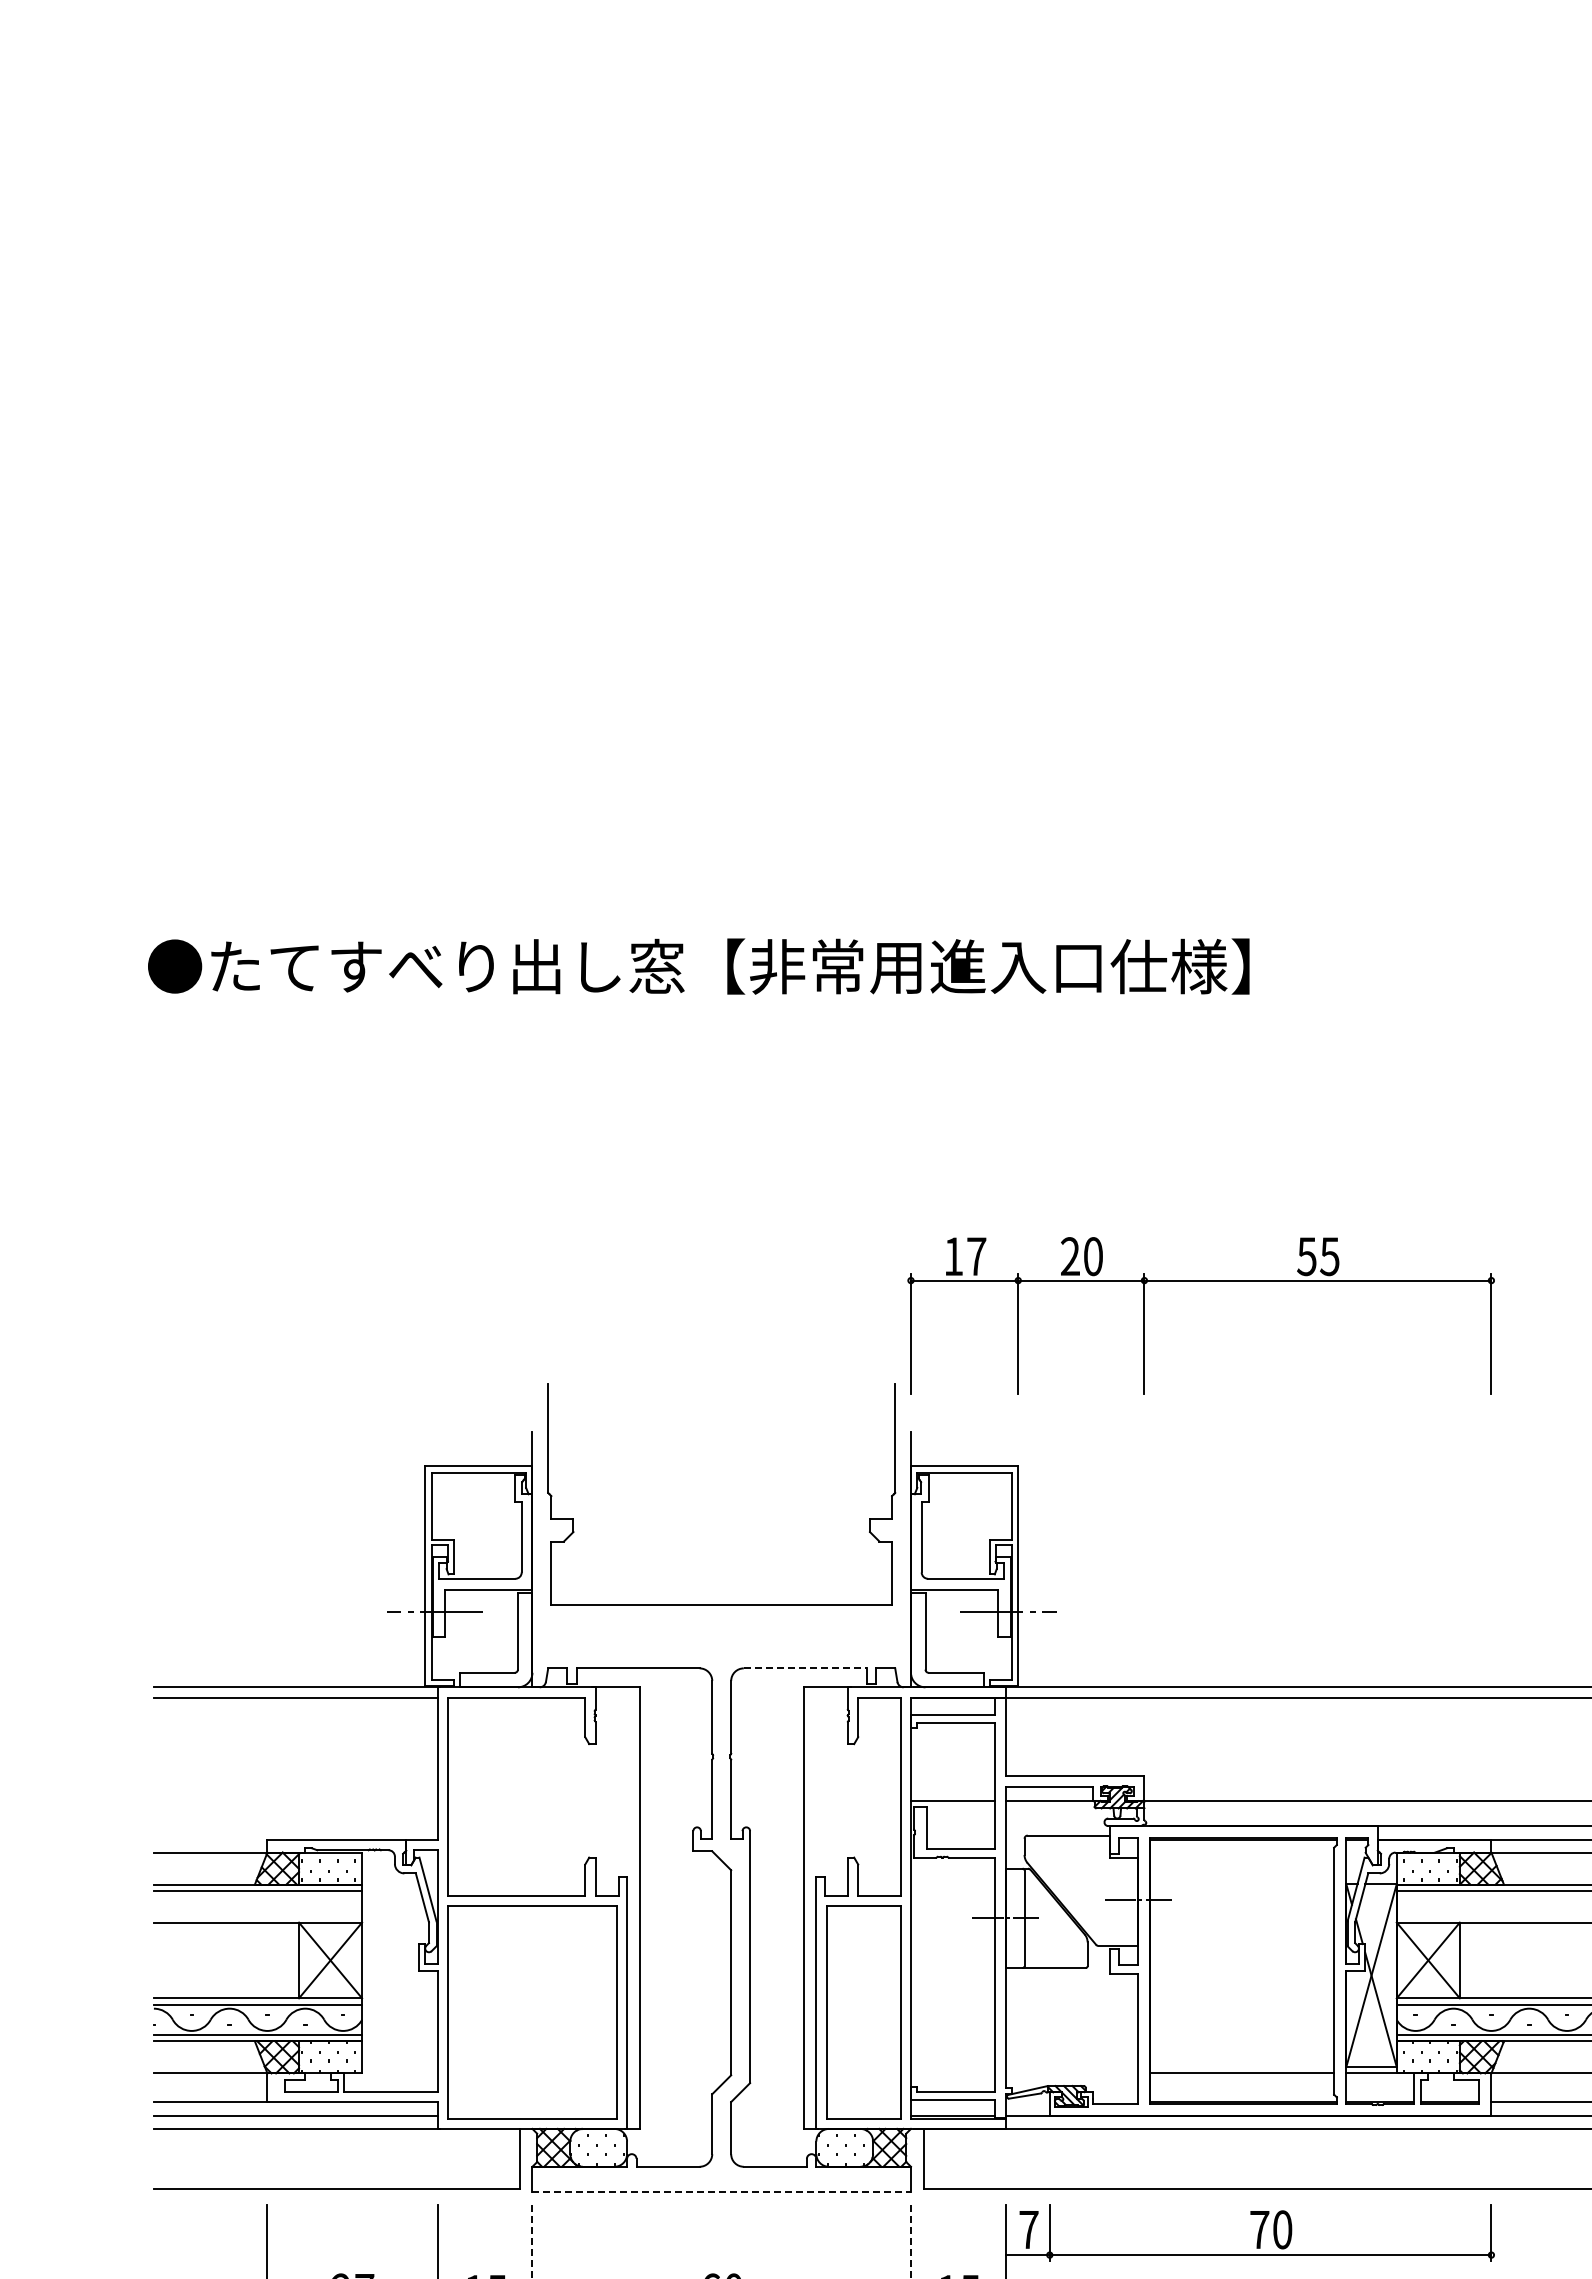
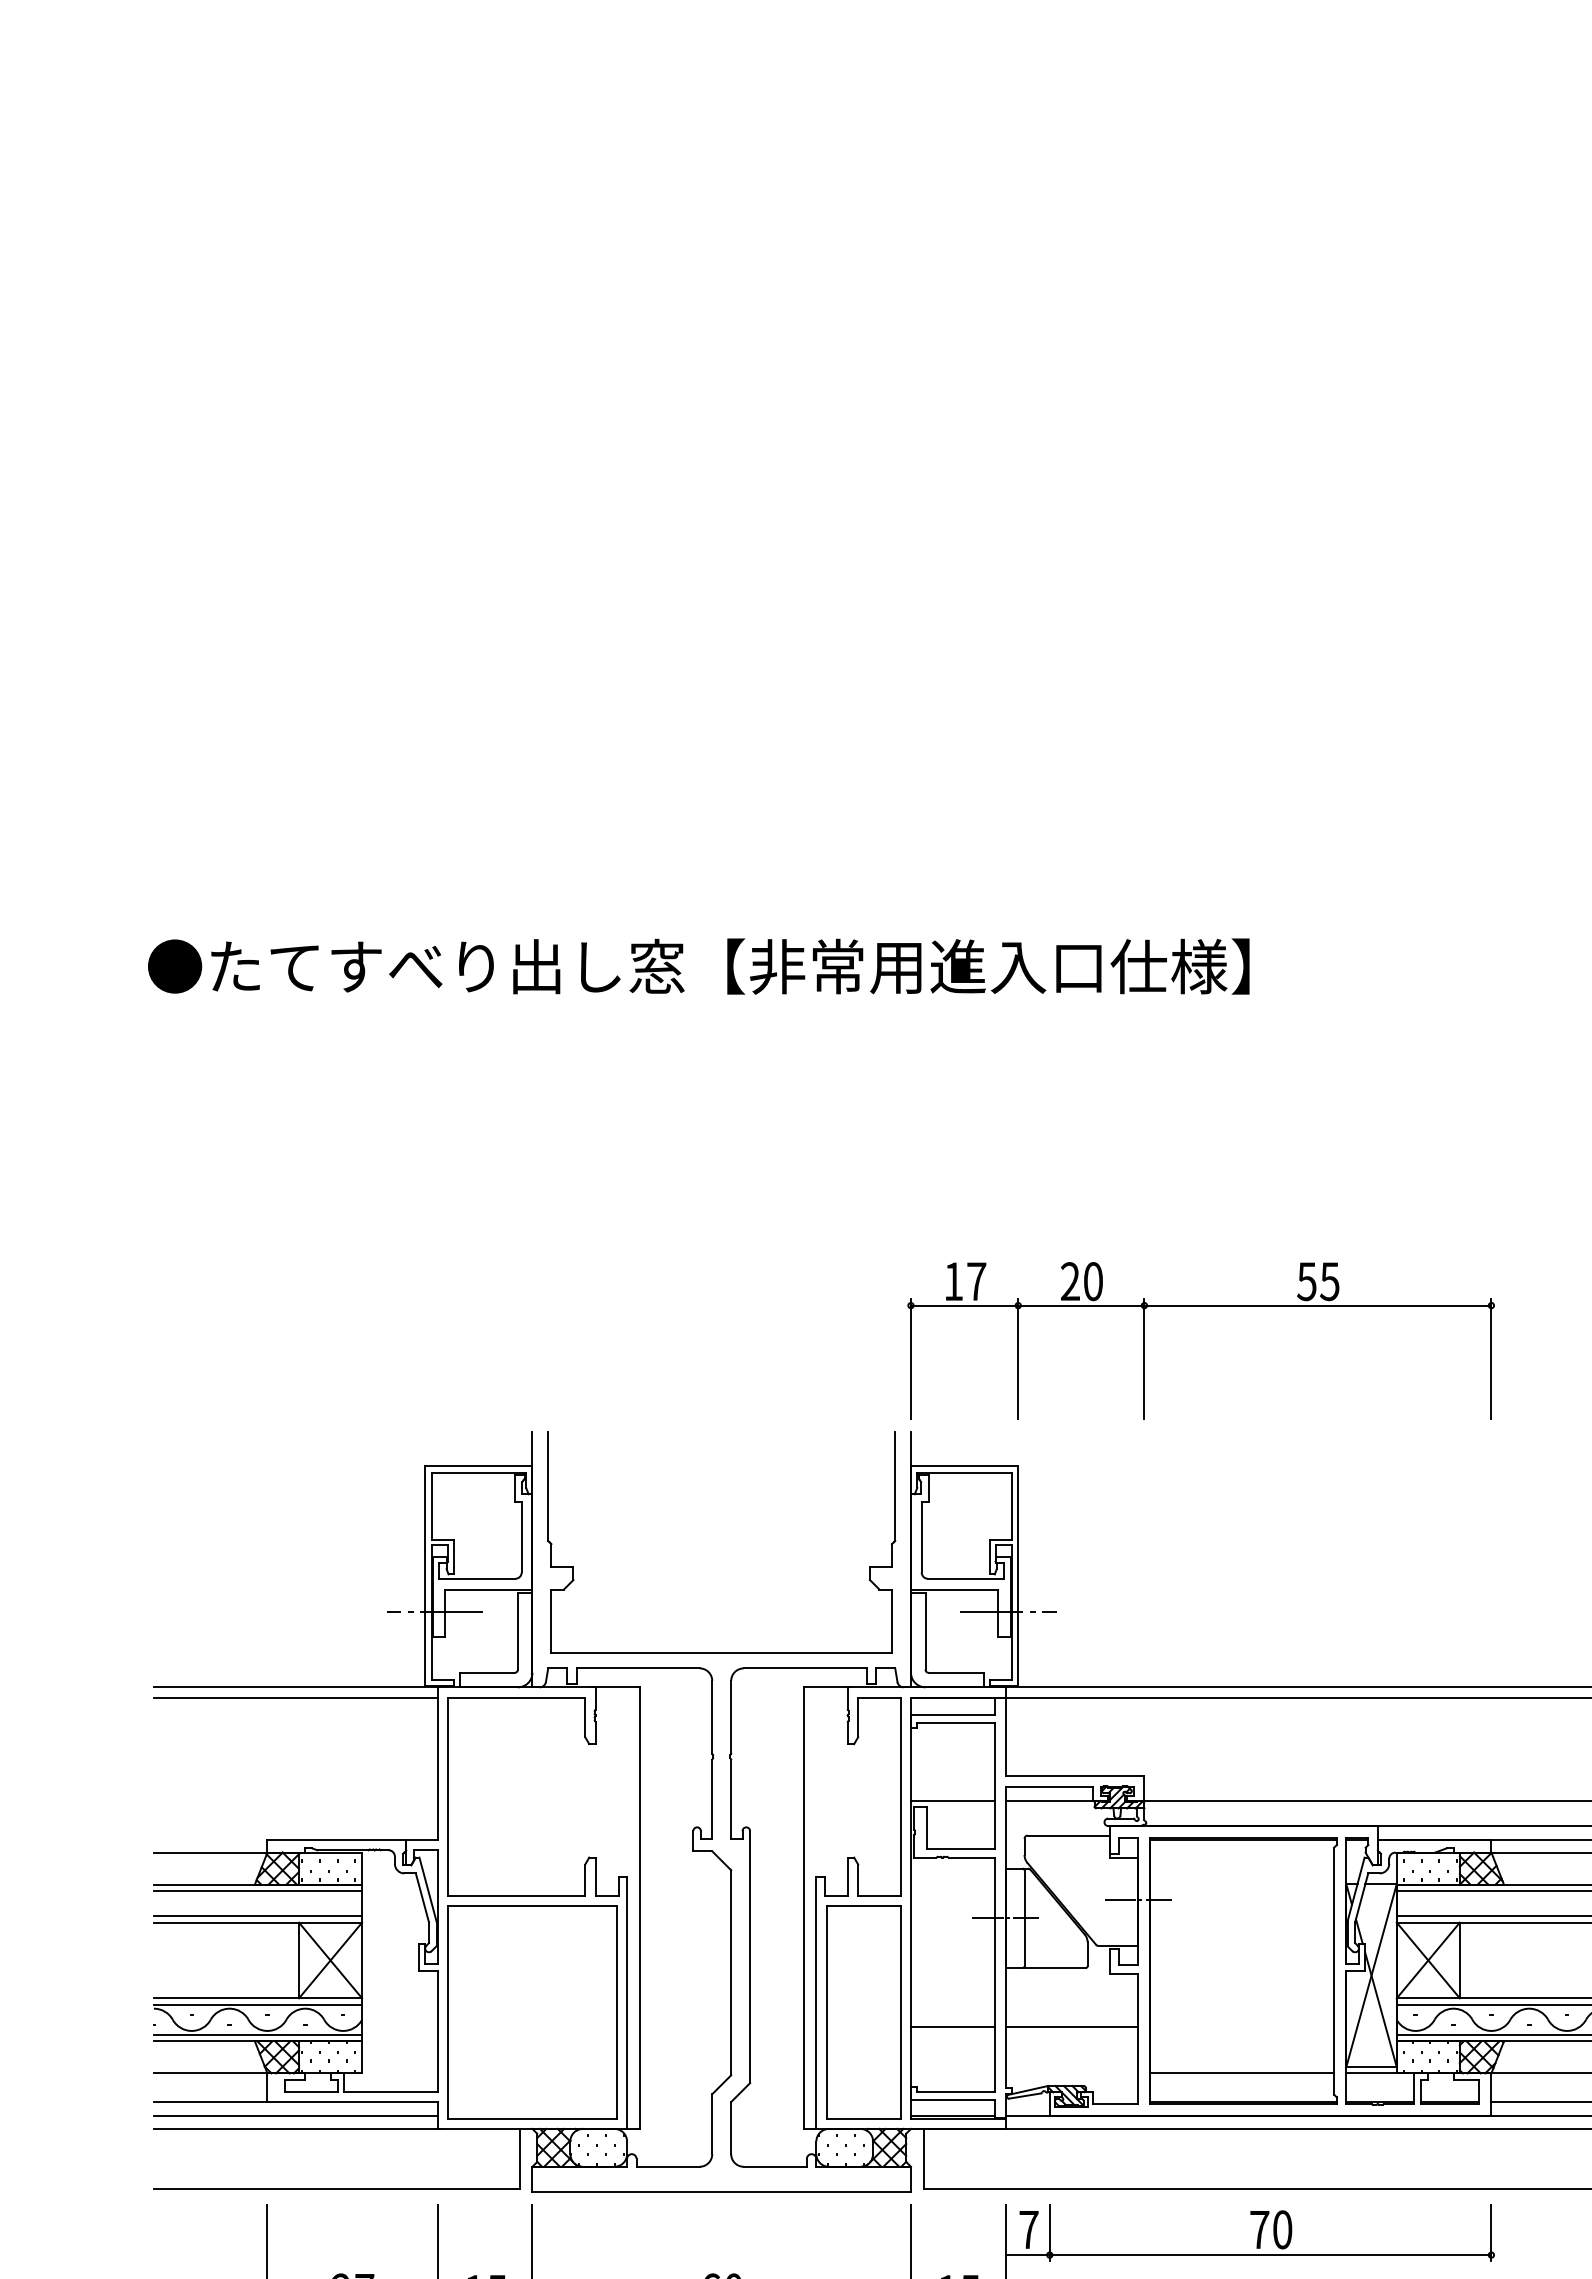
part position: (1200, 1281) -> (1200, 1306) (1200, 1306)
part position: (721, 1604) -> (721, 1652) (721, 1652)
line: dashed -> solid (805, 1668)
line: none -> present (257, 1916)
line: none -> present (1492, 1916)
line: none -> present (952, 2026)
line: none -> present (1071, 2026)
line: dashed -> solid (722, 2192)
line: dashed -> solid (532, 2241)
line: dashed -> solid (910, 2241)
